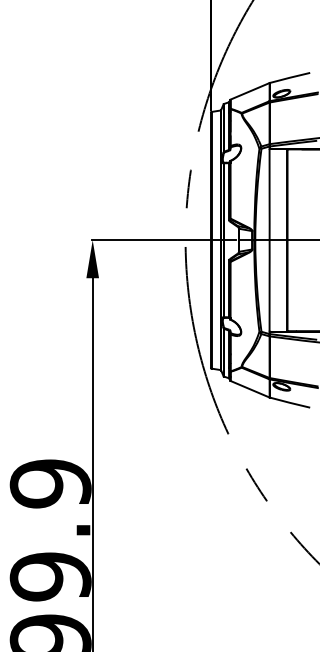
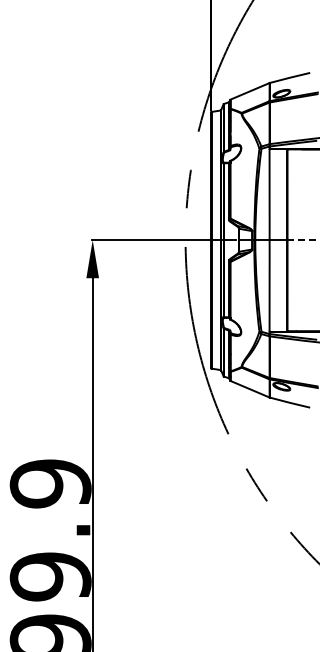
line: solid -> dashed (303, 240)
